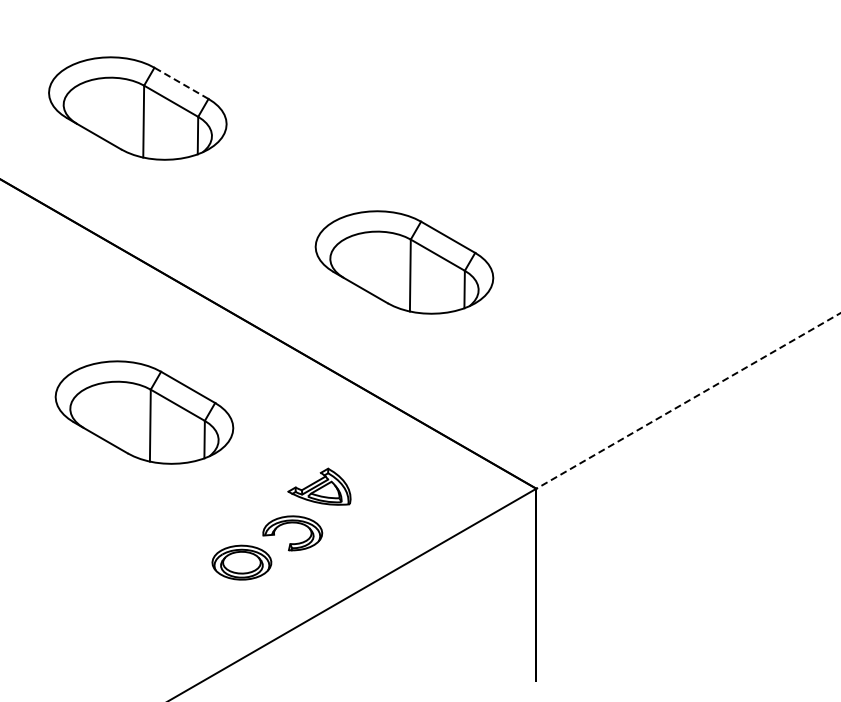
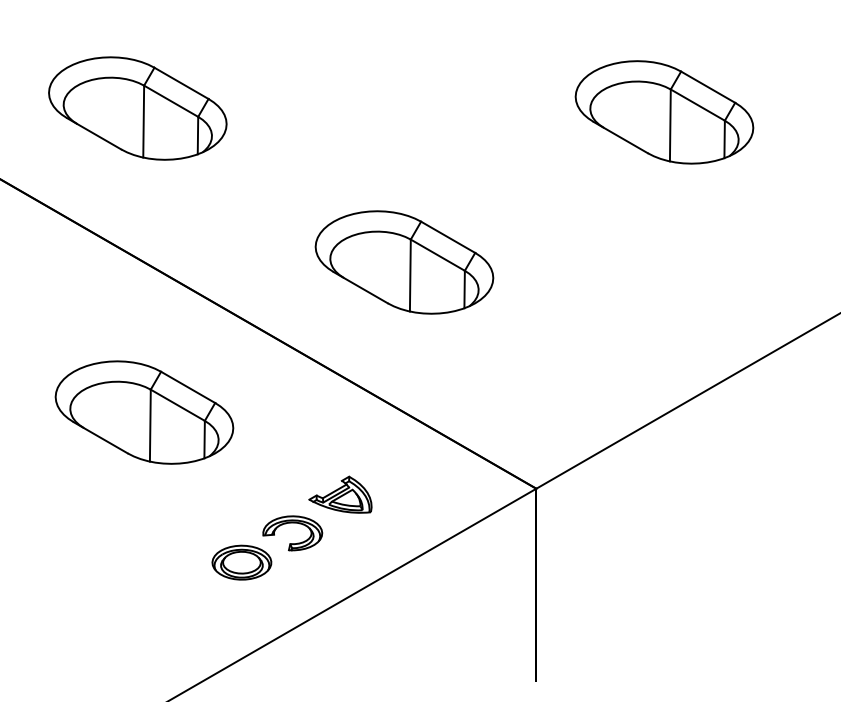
line: dashed -> solid (181, 83)
part: none -> present (664, 112)
line: dashed -> solid (687, 401)
part position: (319, 486) -> (340, 494) (340, 494)
